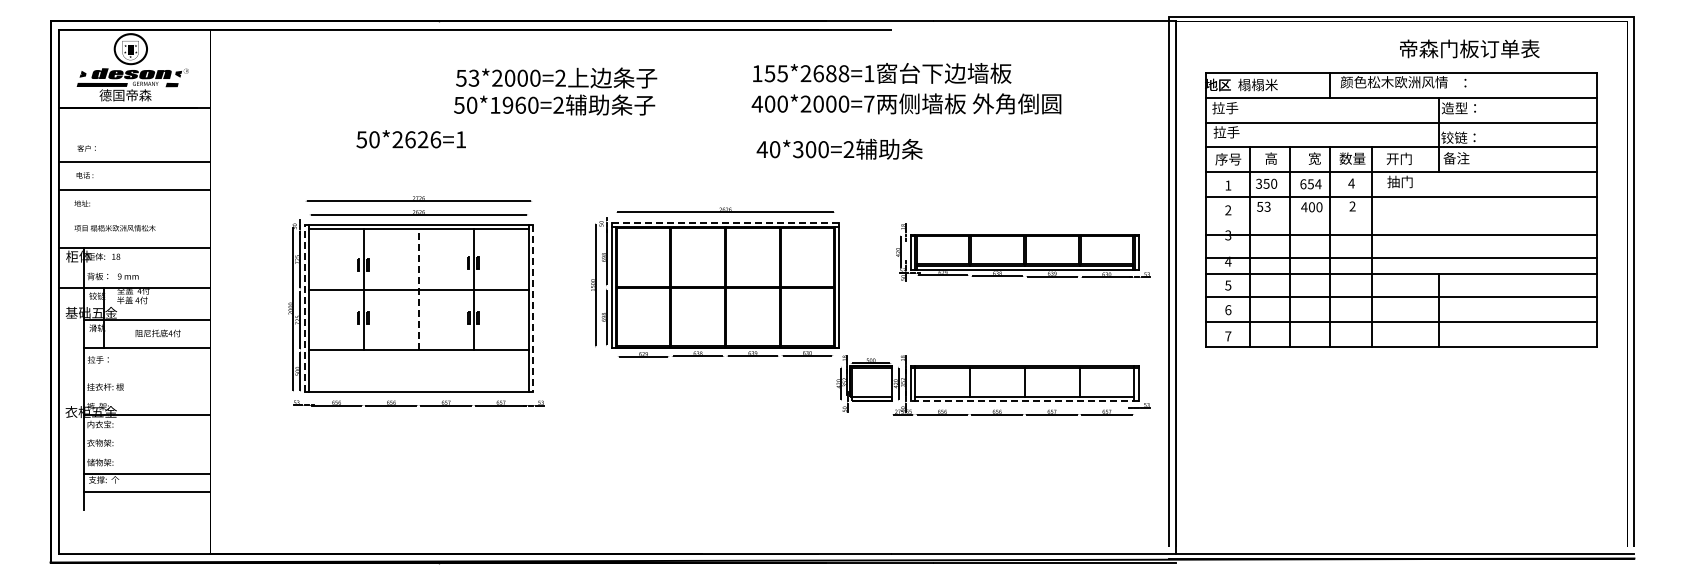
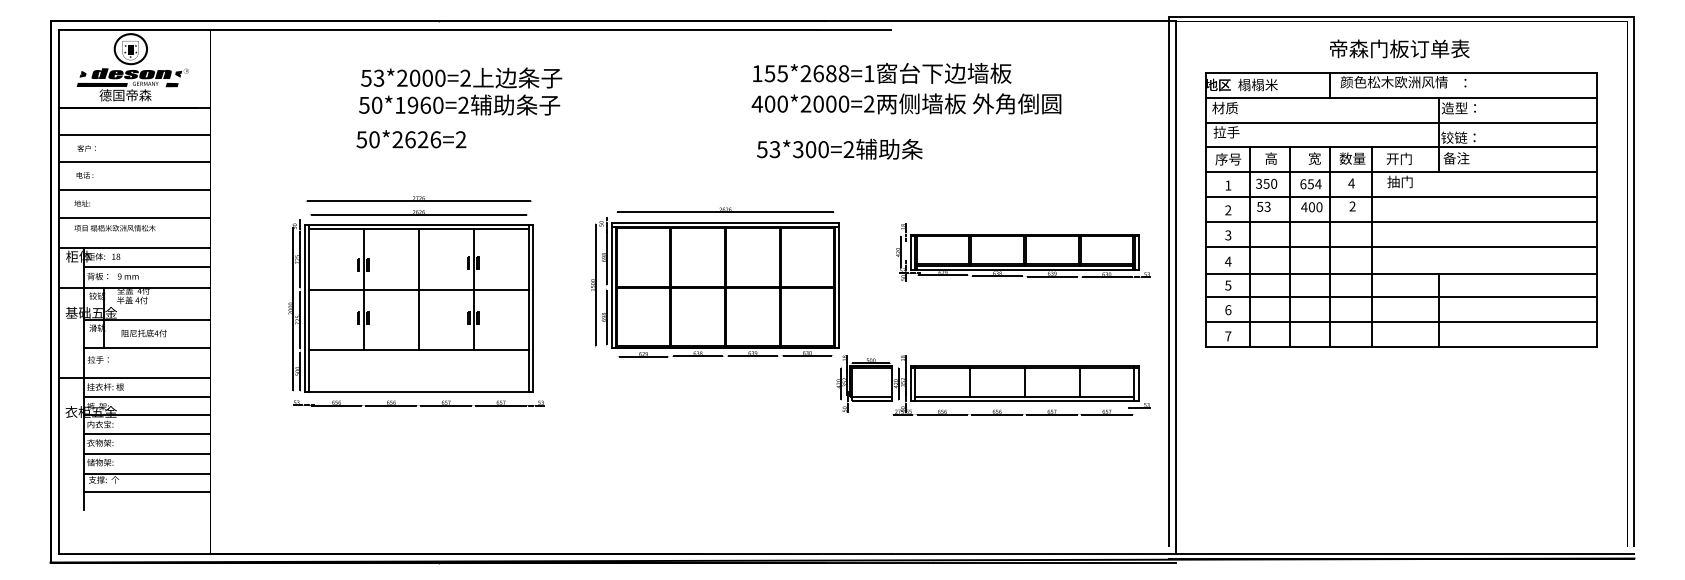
text position: (1469, 48) -> (1399, 48) (1399, 48)
text position: (555, 91) -> (460, 91) (460, 91)
text: 400*2000=7 -> 400*2000=2 (869, 103)
text: 拉手 -> 材质 (1225, 108)
line: none -> present (134, 135)
text: 50*2626=1 -> 50*2626=2 (460, 139)
text: 40*300=2 -> 53*300=2 (768, 149)
line: none -> present (134, 218)
line: dashed -> solid (725, 222)
line position: (1401, 235) -> (1401, 222) (1401, 222)
line position: (1401, 258) -> (1401, 247) (1401, 247)
line: none -> present (146, 267)
line: dashed -> solid (418, 289)
line: dashed -> solid (304, 308)
line: dashed -> solid (533, 308)
text position: (157, 333) -> (143, 333) (143, 333)
line: none -> present (134, 377)
line: none -> present (146, 396)
line: dashed -> solid (1024, 401)
line: none -> present (146, 434)
line: none -> present (146, 454)
